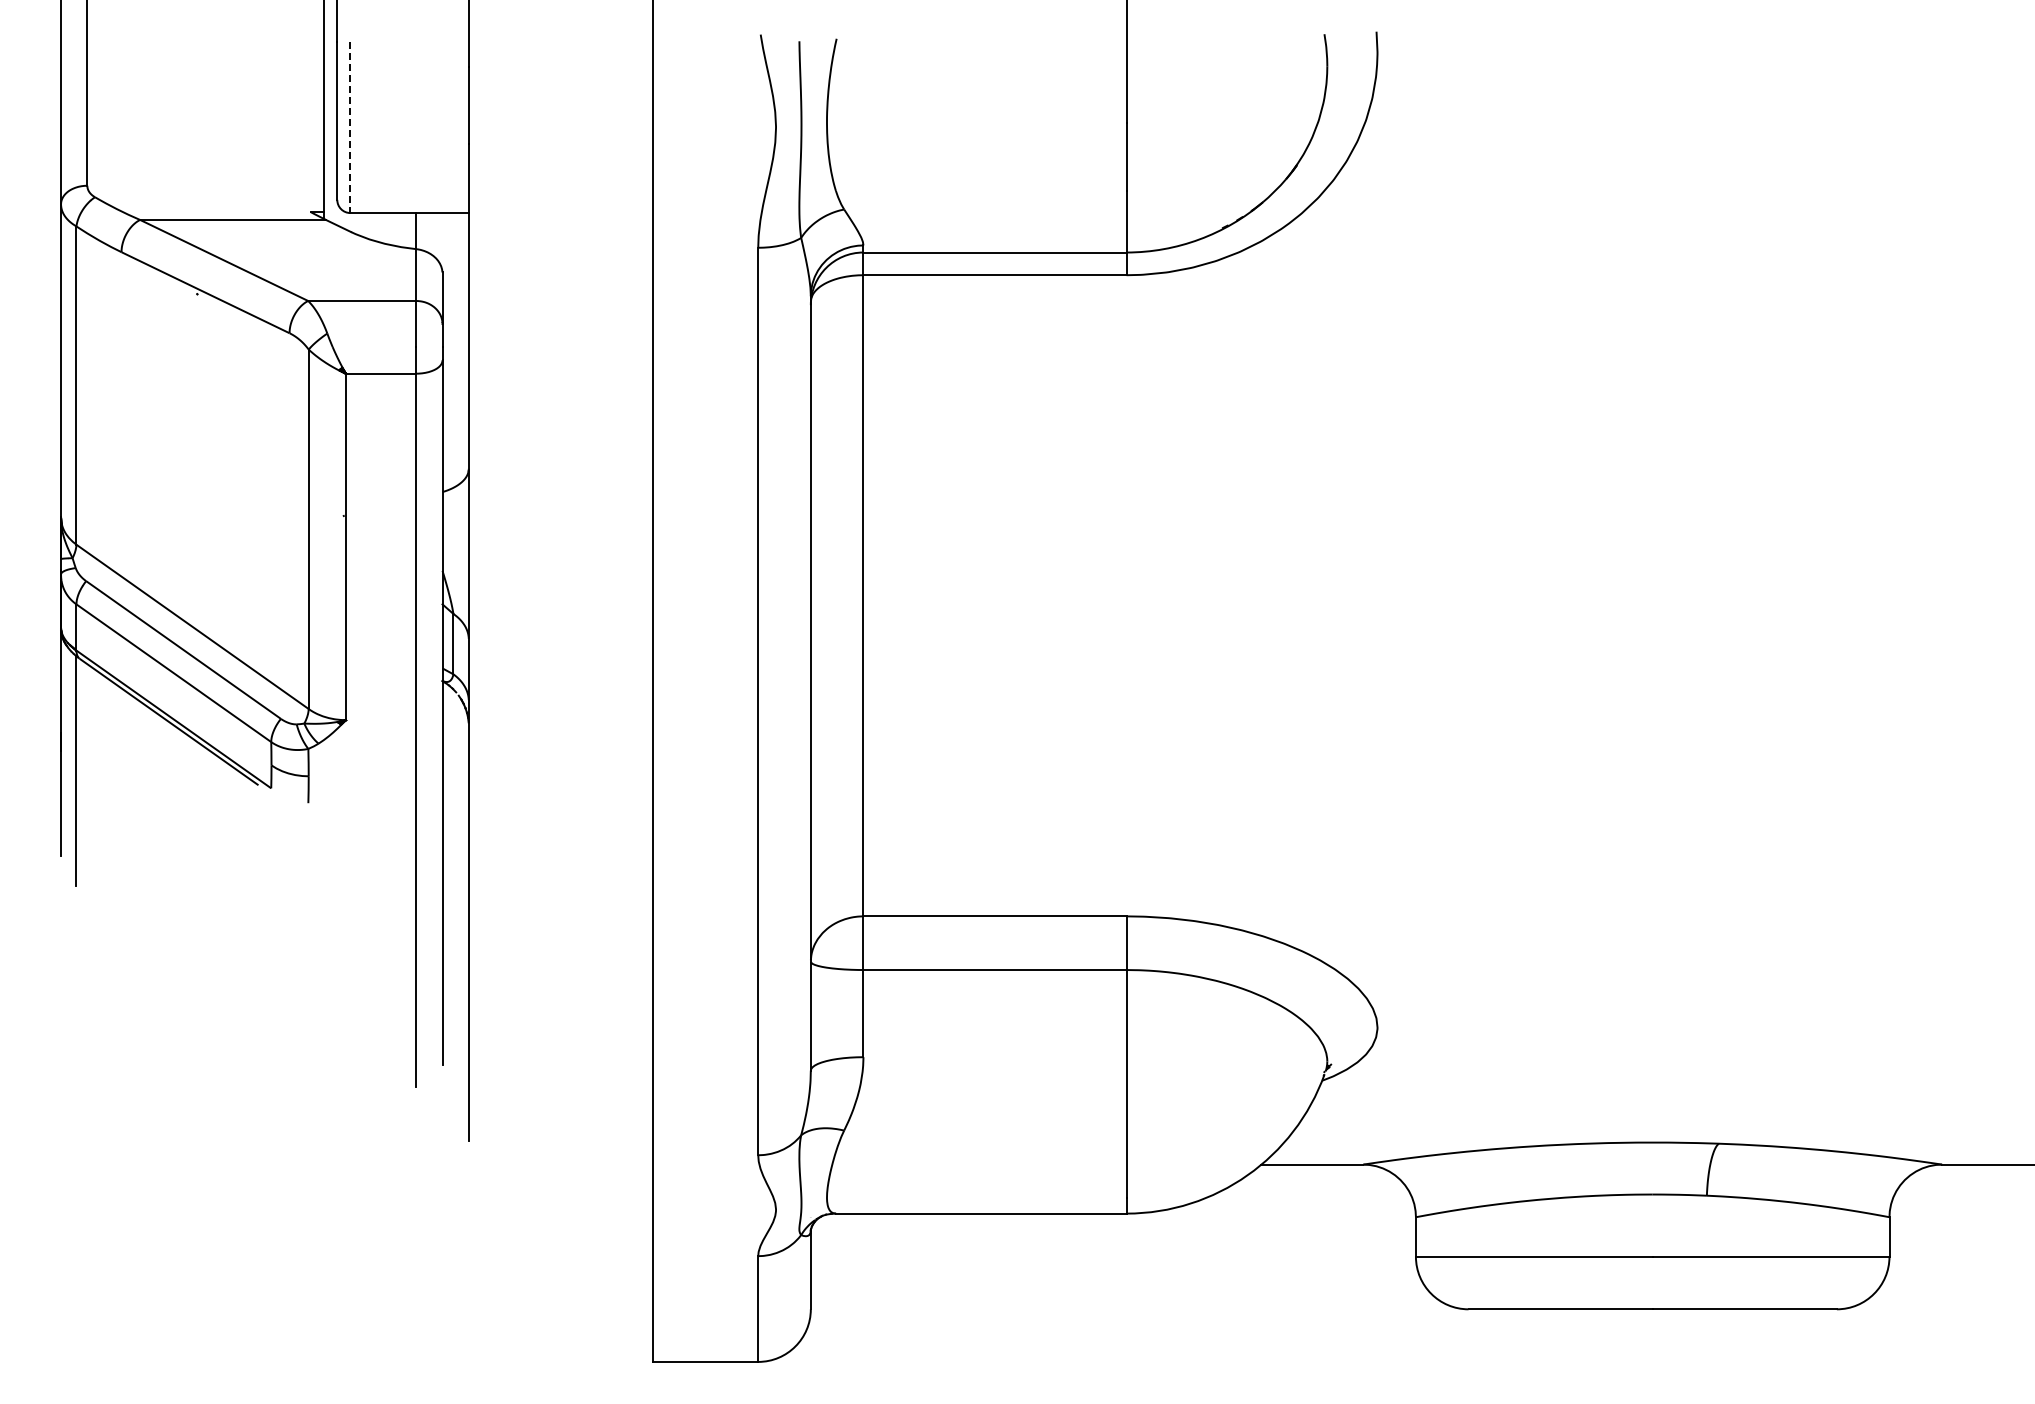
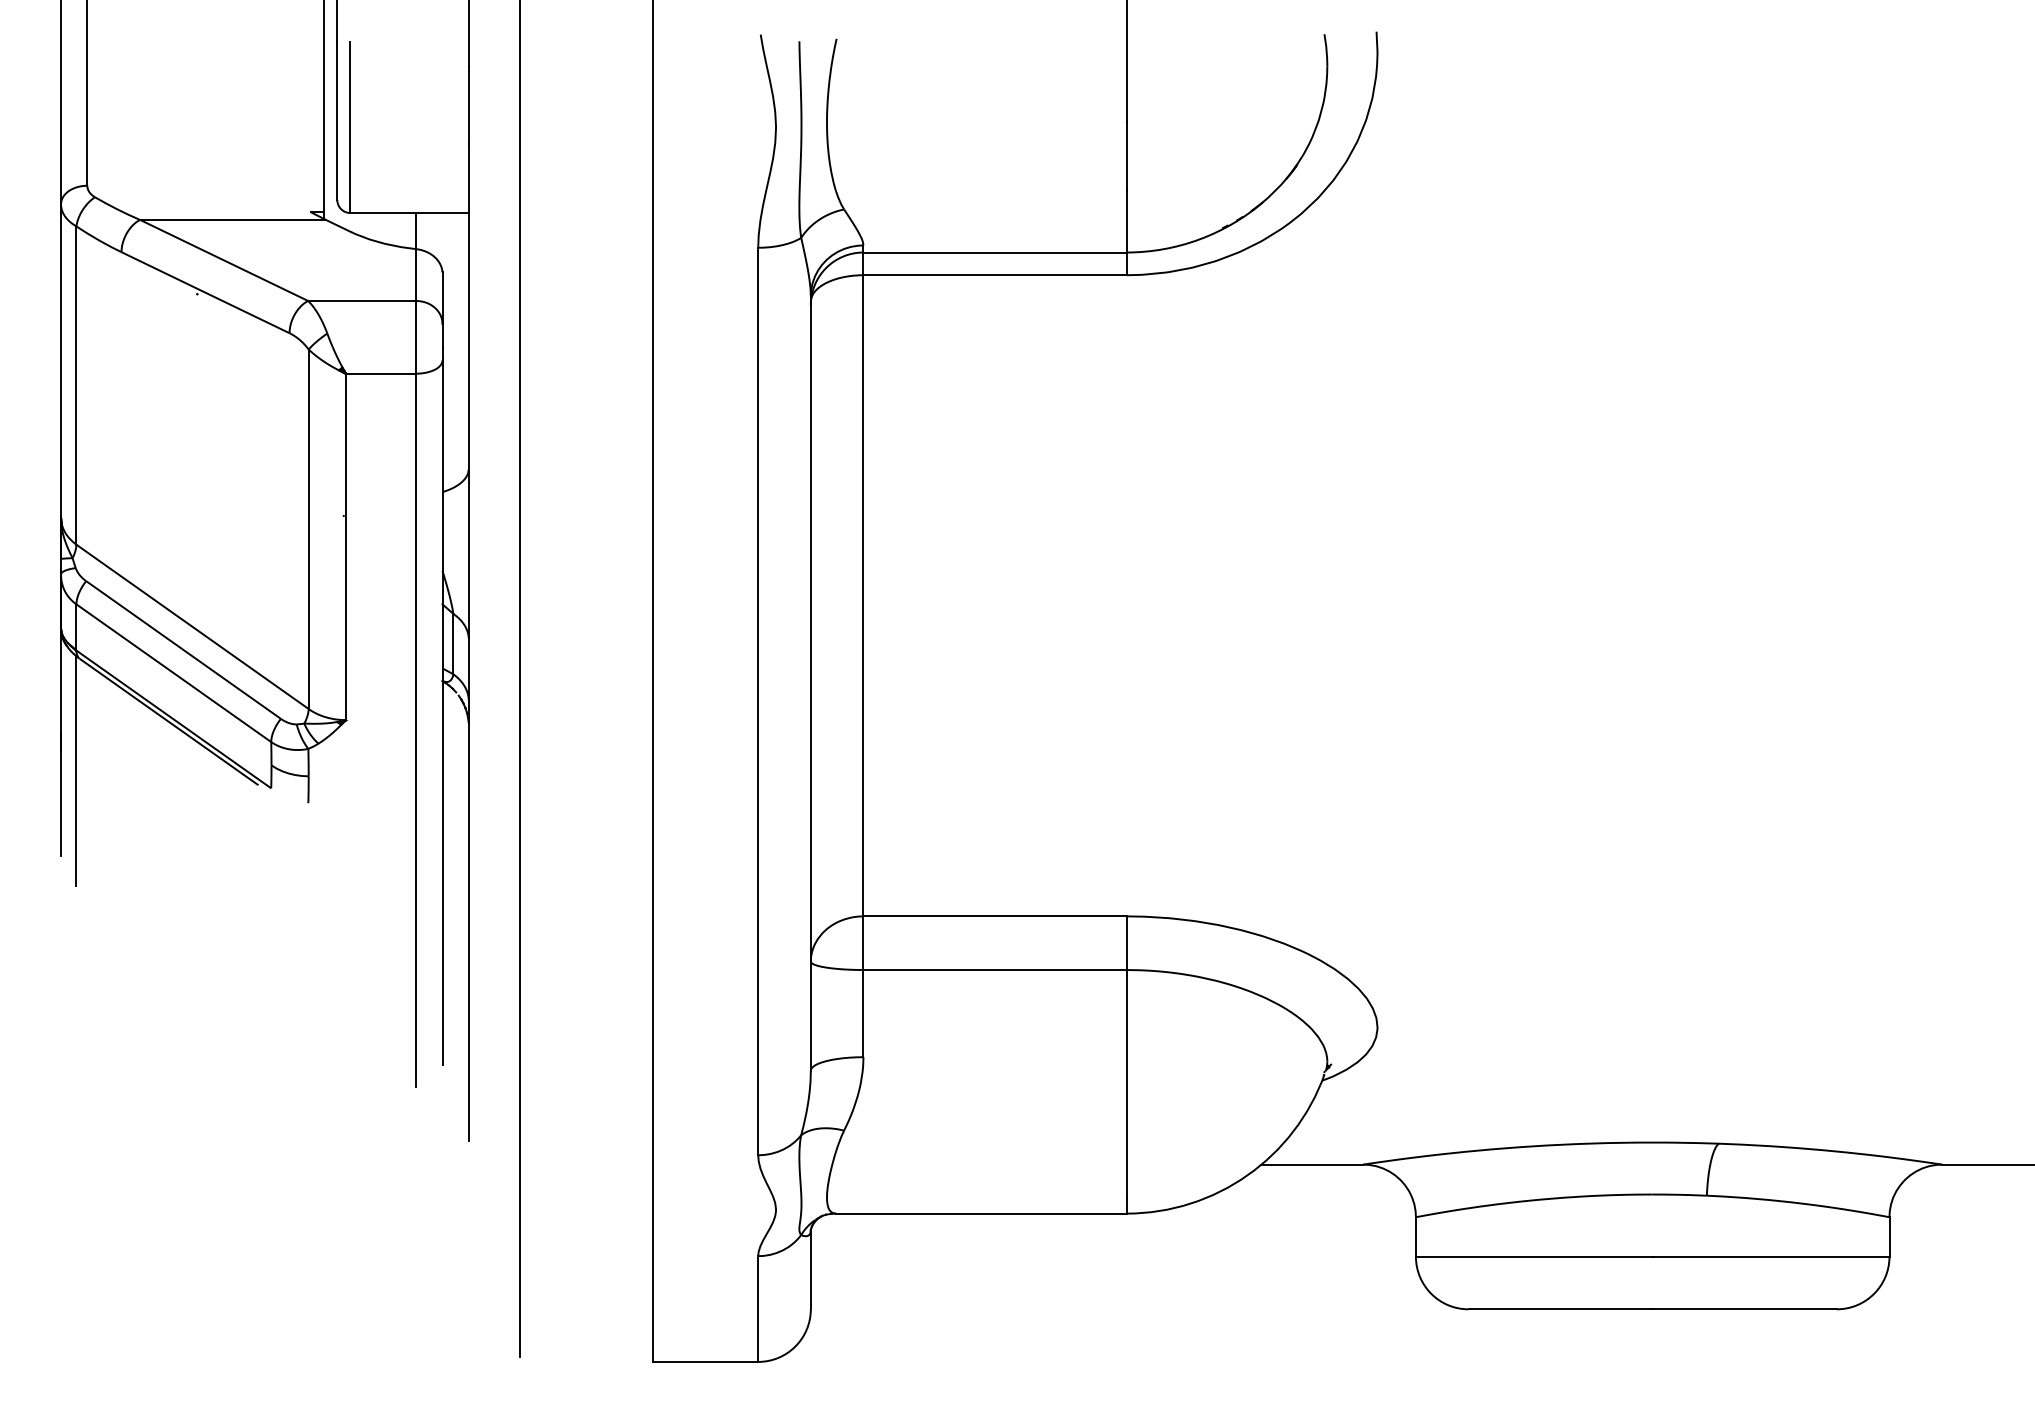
line: dashed -> solid (350, 127)
line: none -> present (519, 679)
